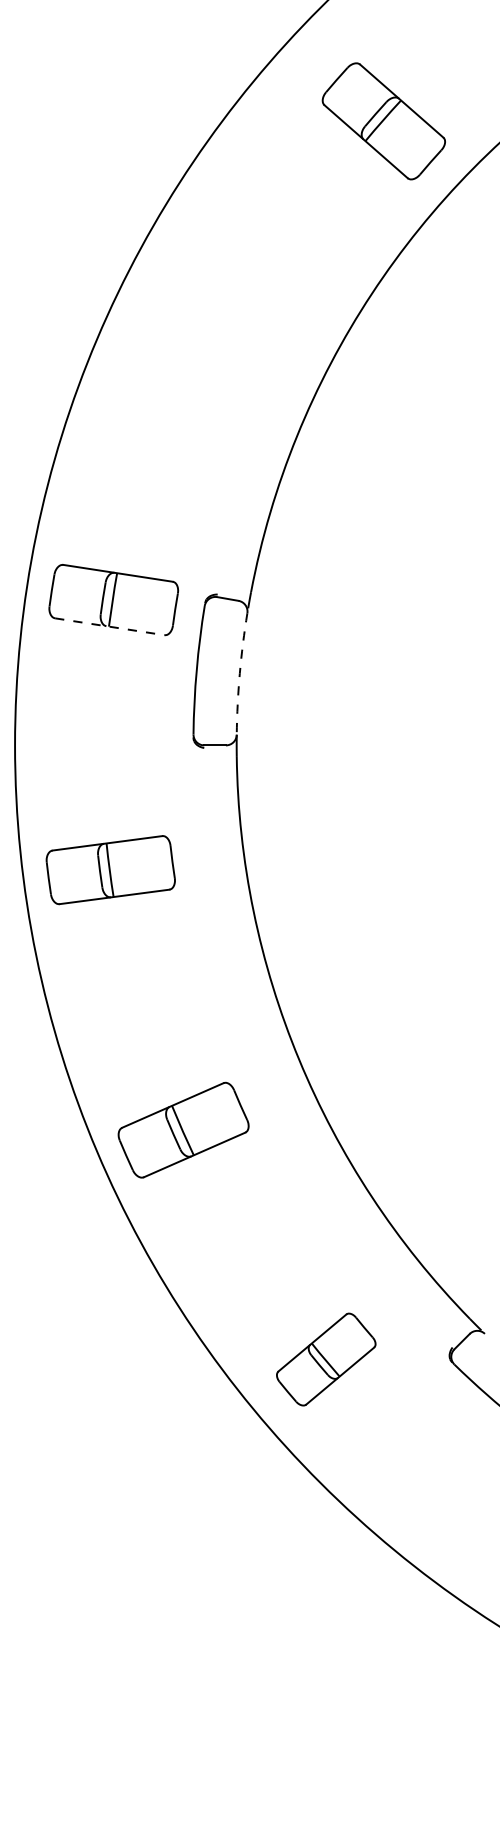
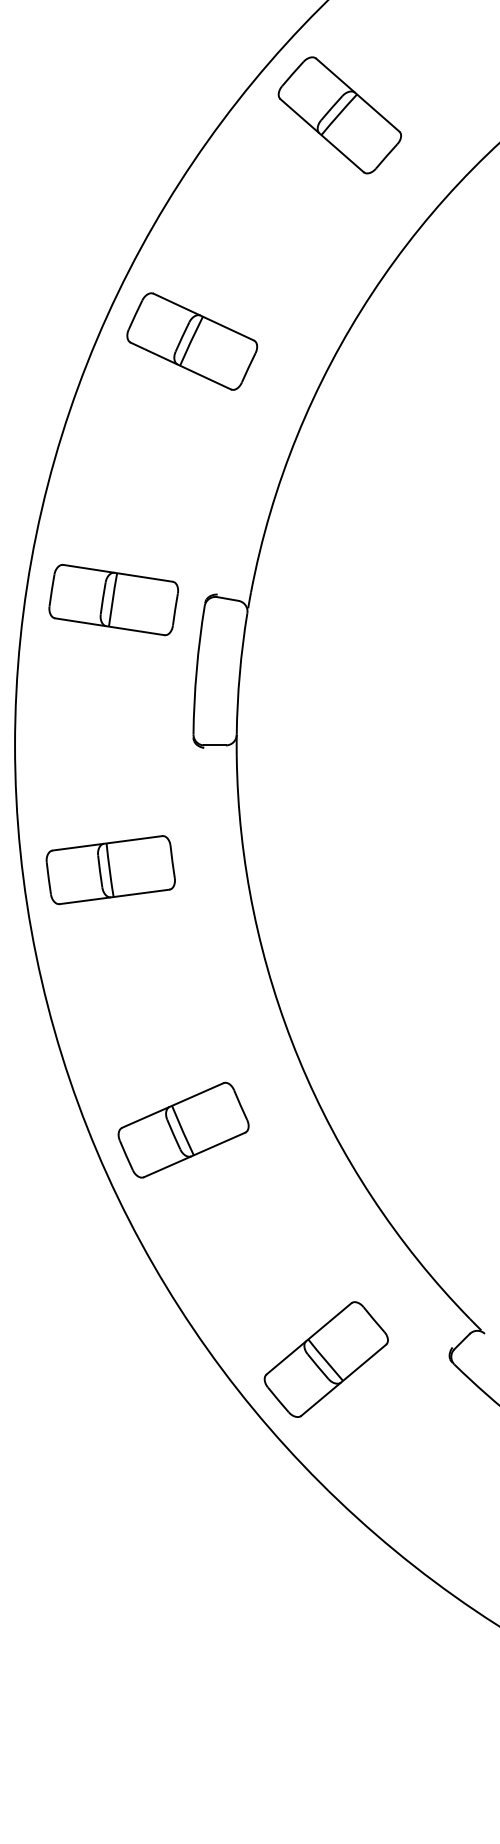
part position: (383, 121) -> (339, 115) (339, 115)
part: none -> present (192, 341)
line: dashed -> solid (110, 626)
arc: dashed -> solid (239, 673)
part size: 101x95 px -> 126x117 px (325, 1359)
